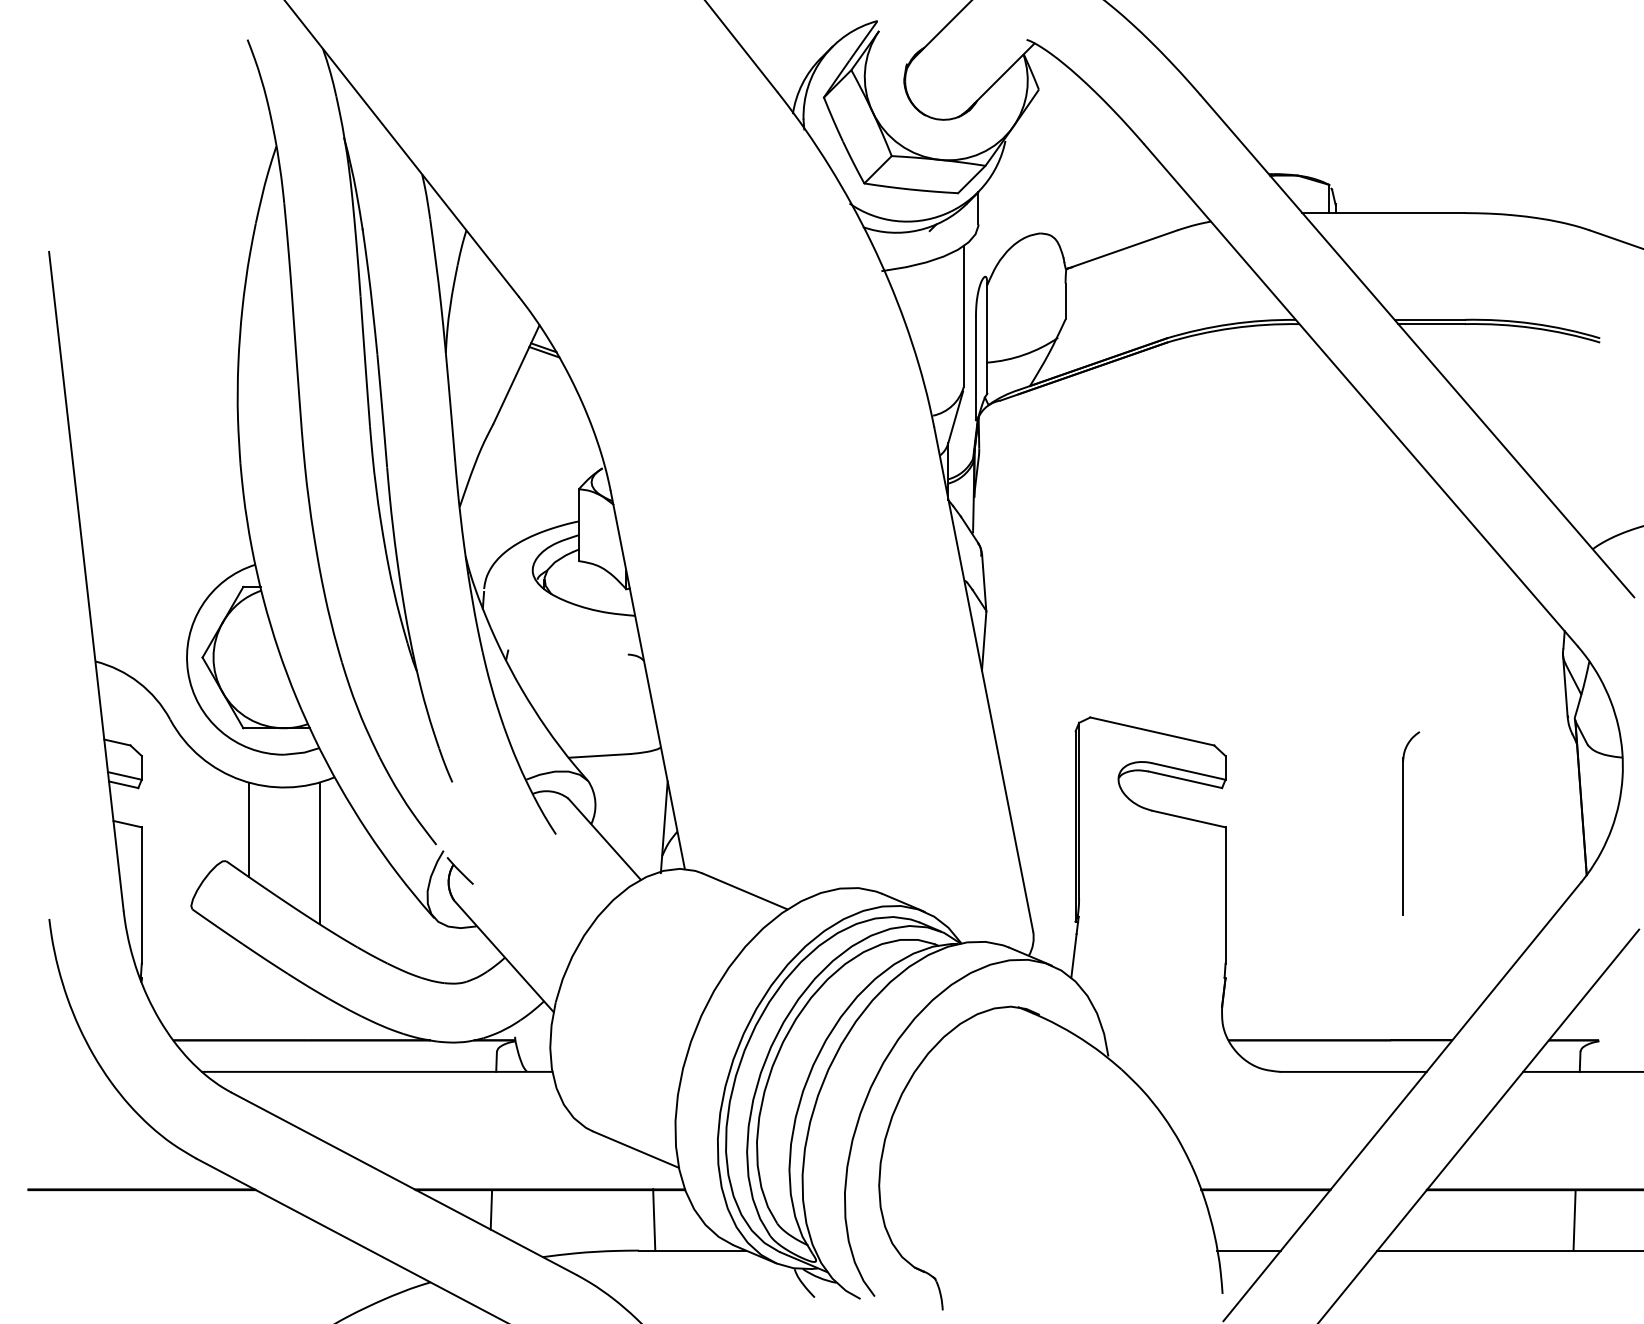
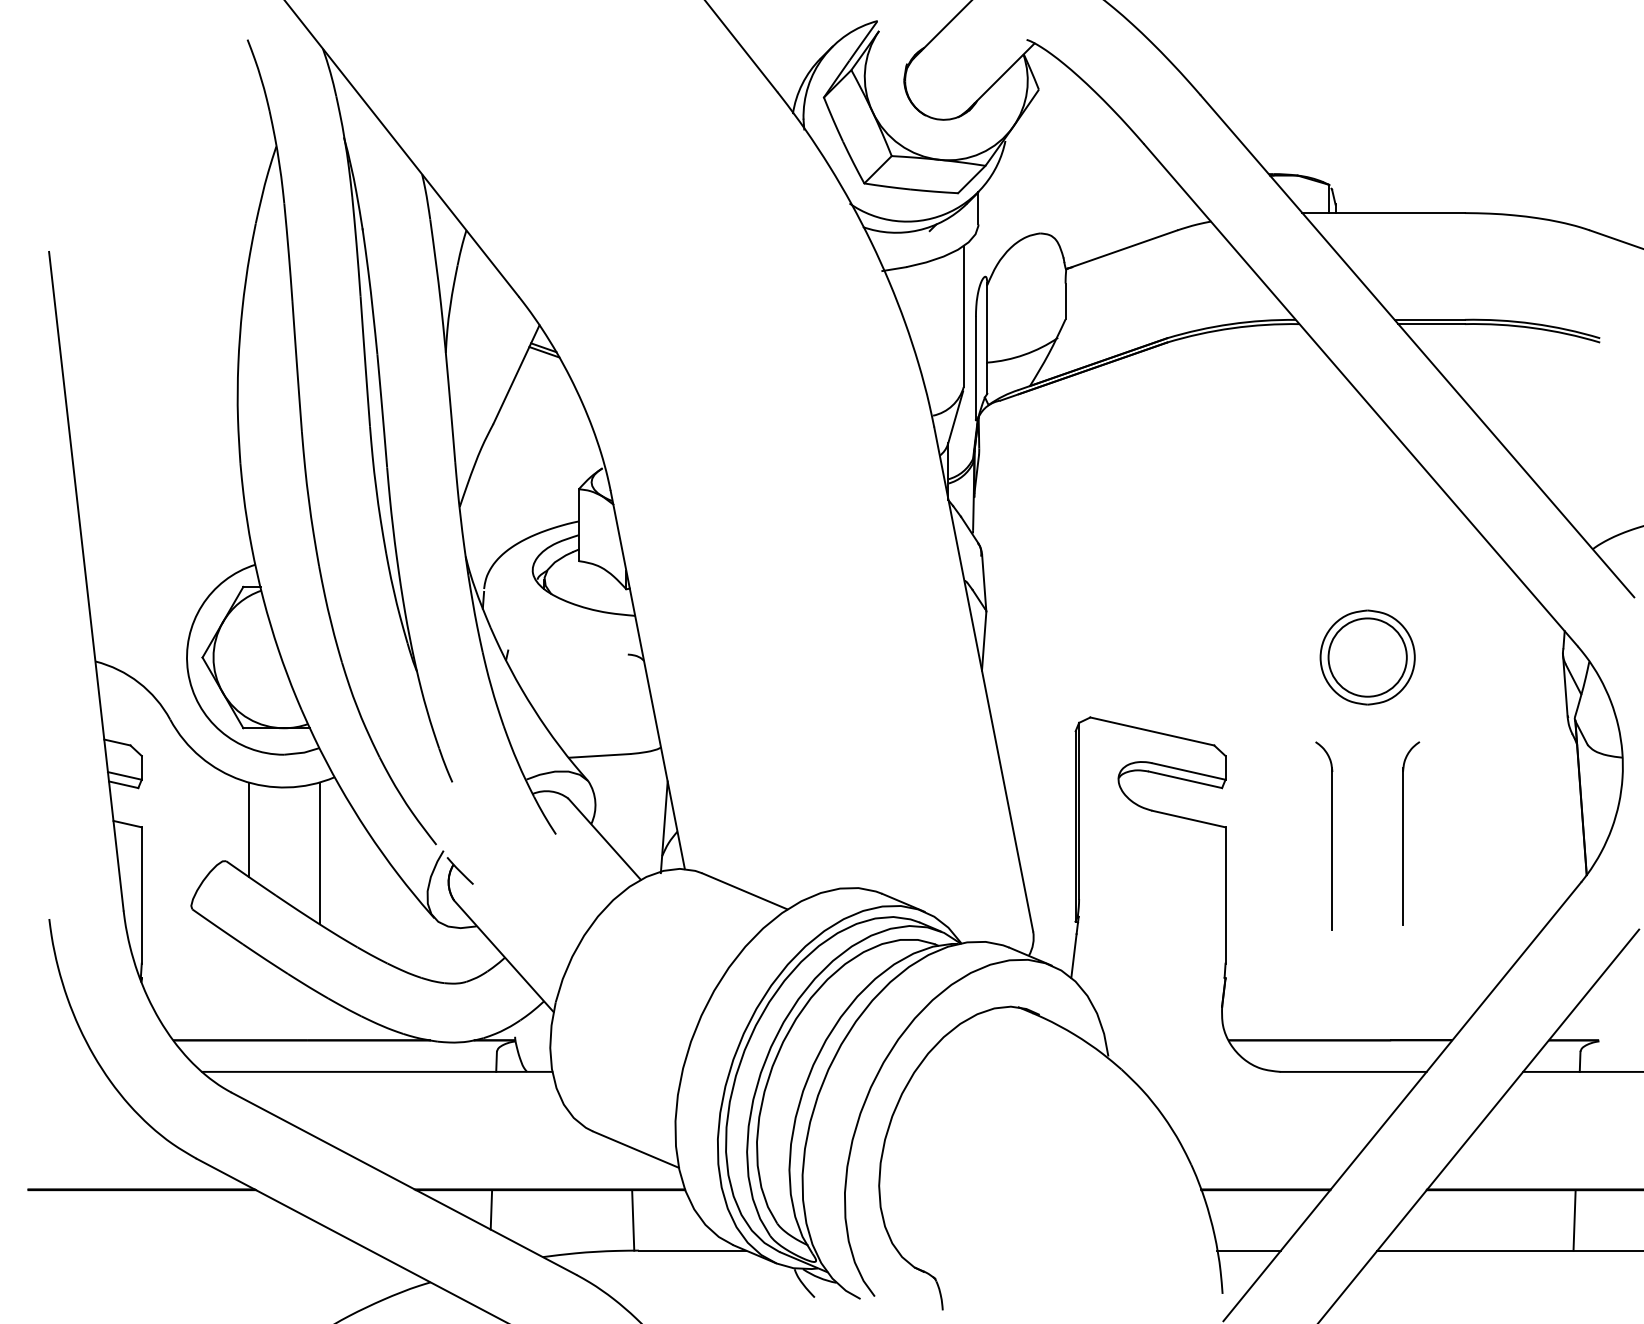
part: none -> present (1367, 657)
part position: (1403, 823) -> (1403, 833) (1403, 833)
part: none -> present (1331, 835)
line position: (654, 1219) -> (633, 1220) (633, 1220)
